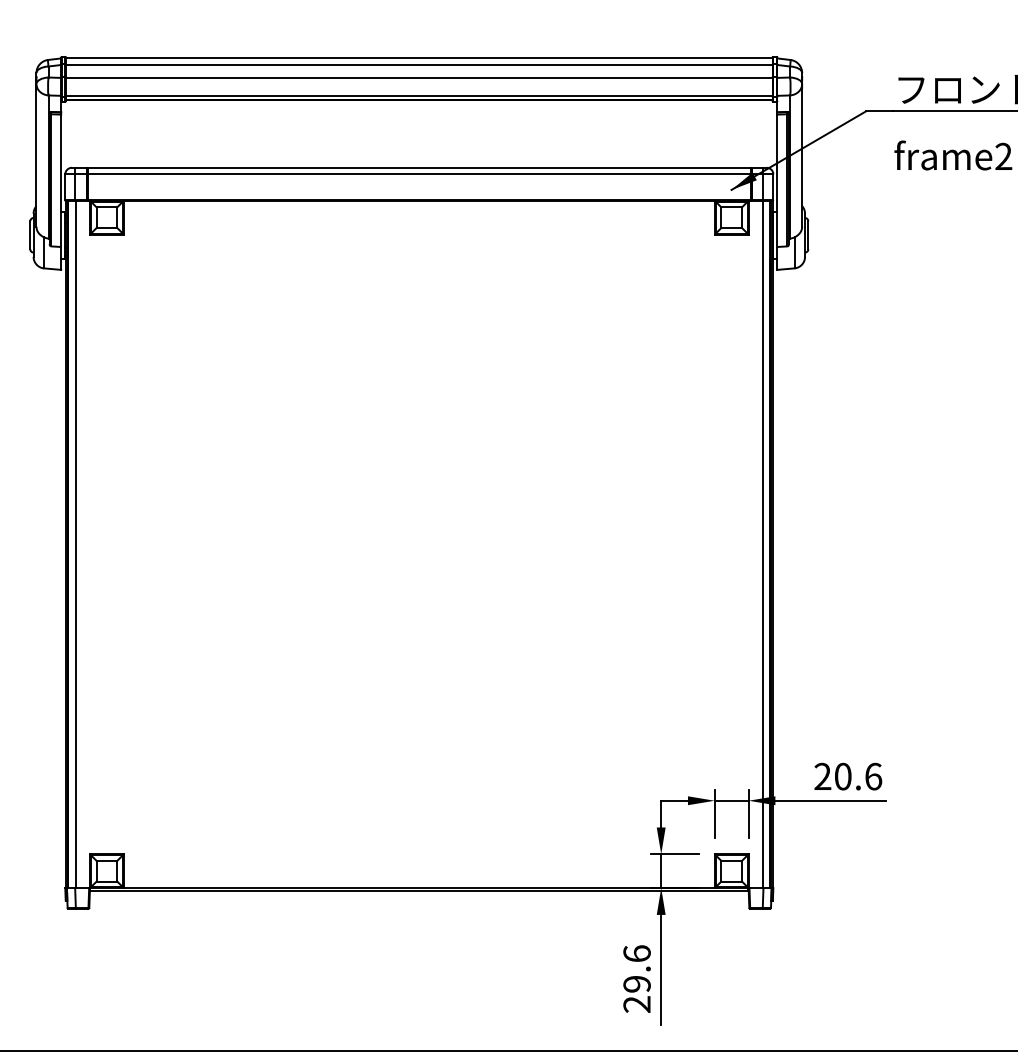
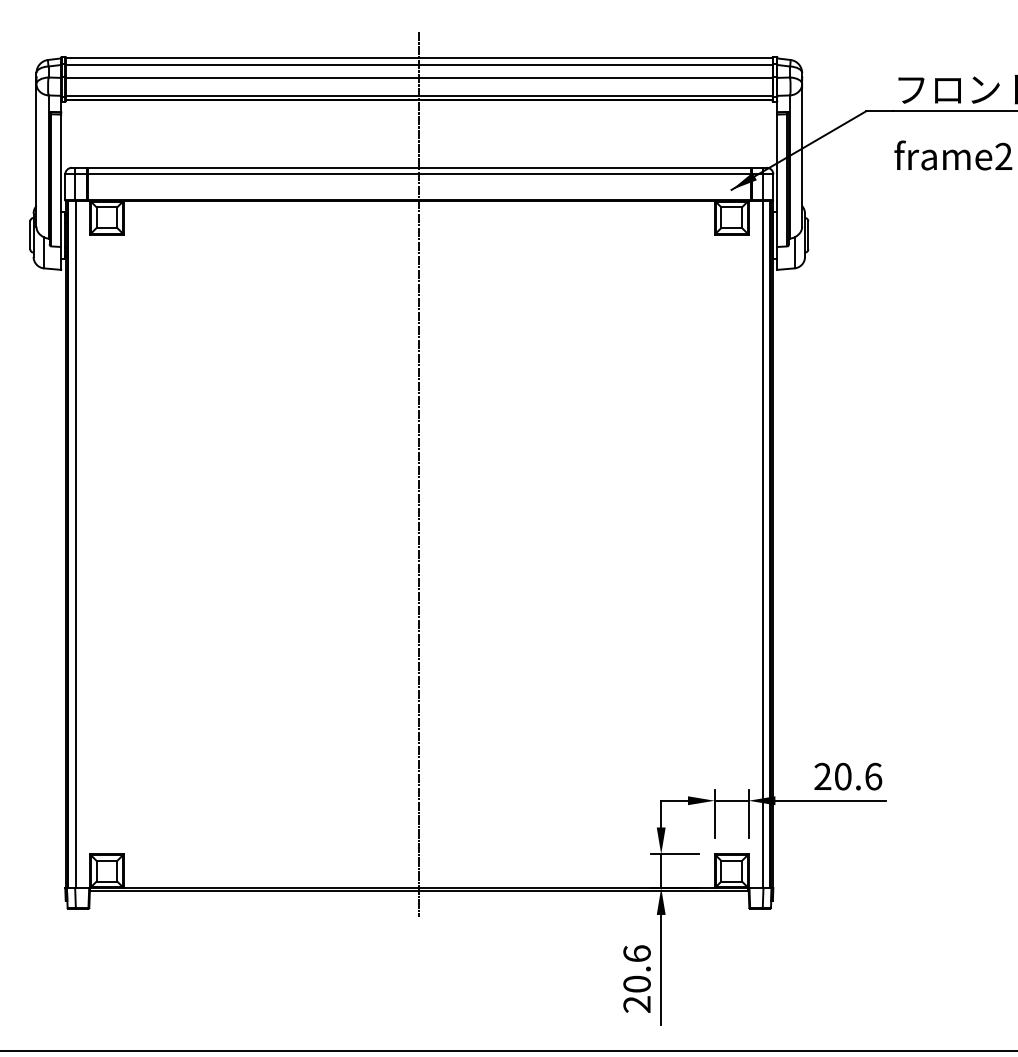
line: none -> present (419, 474)
text: 29.6 -> 20.6 (636, 983)
